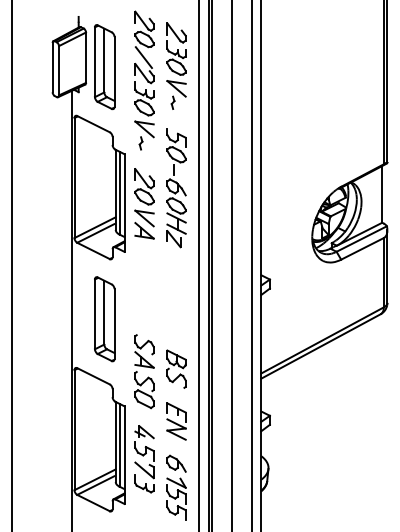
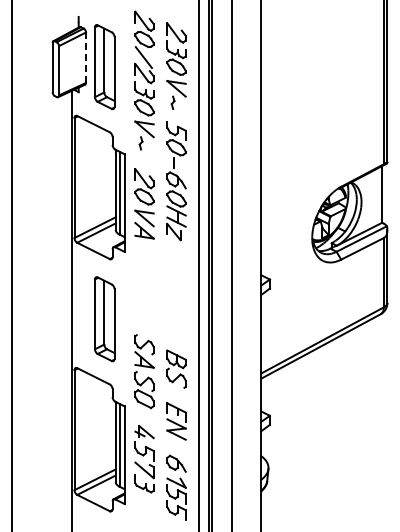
line: solid -> dashed (86, 57)
part position: (176, 188) -> (176, 181) (176, 181)
line: present -> none (252, 265)
